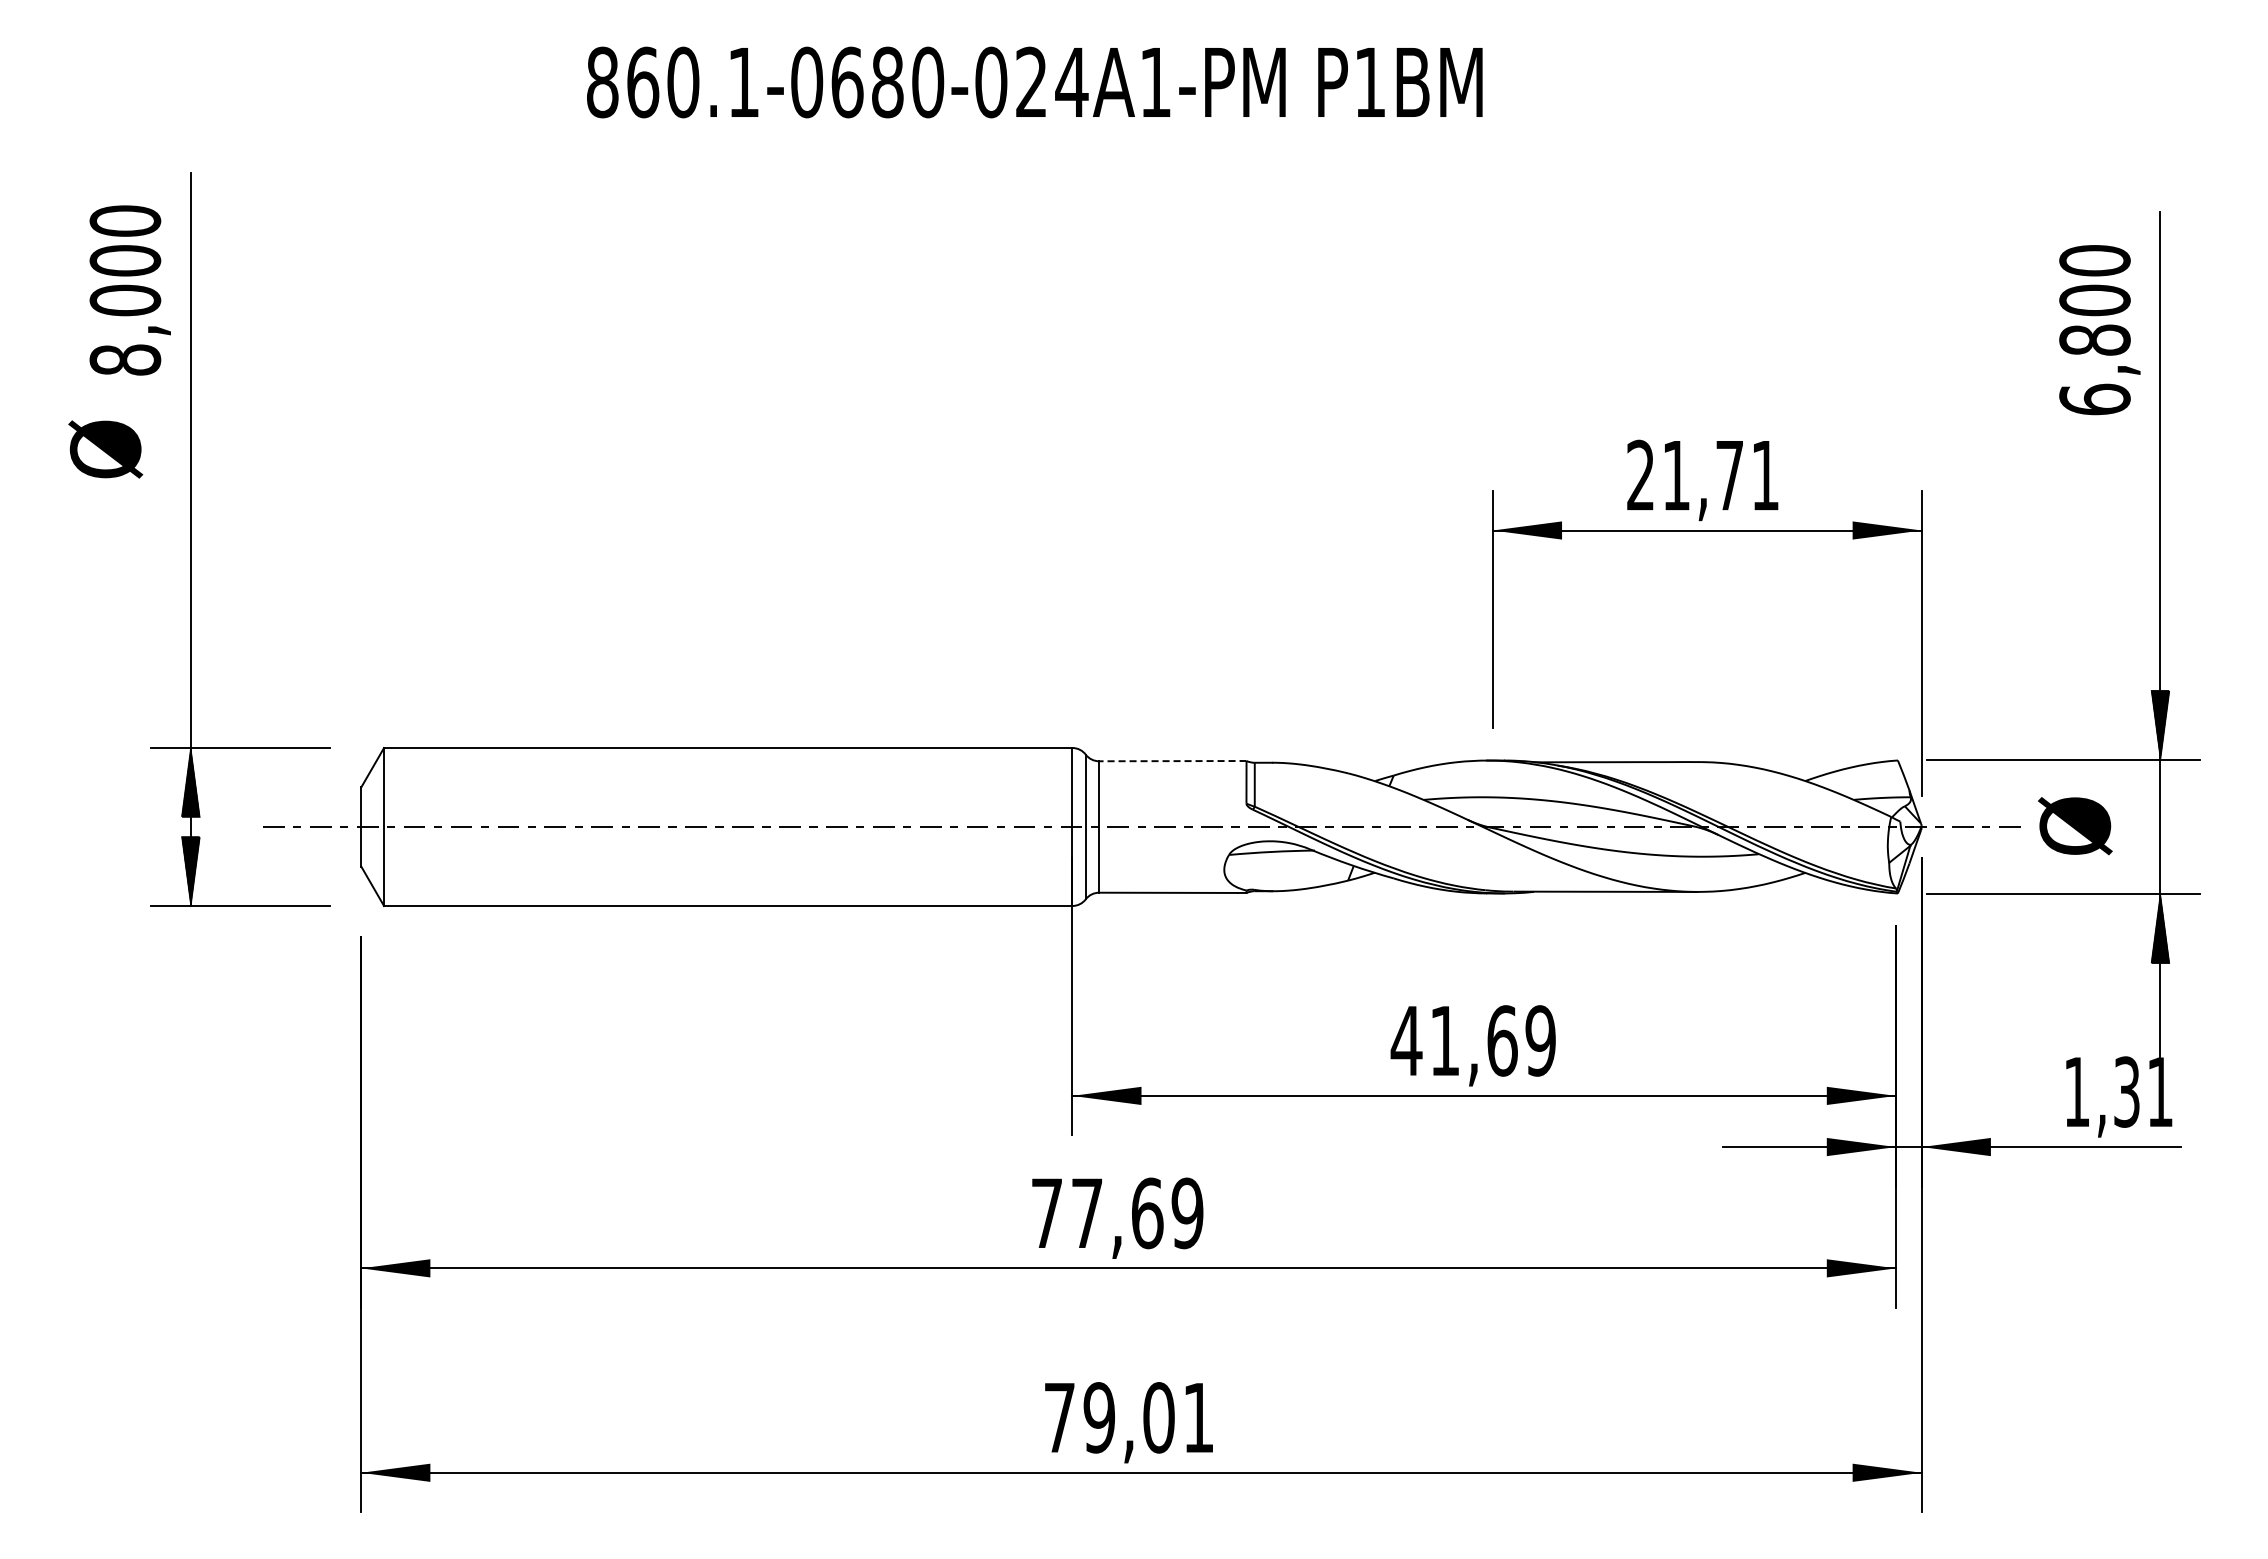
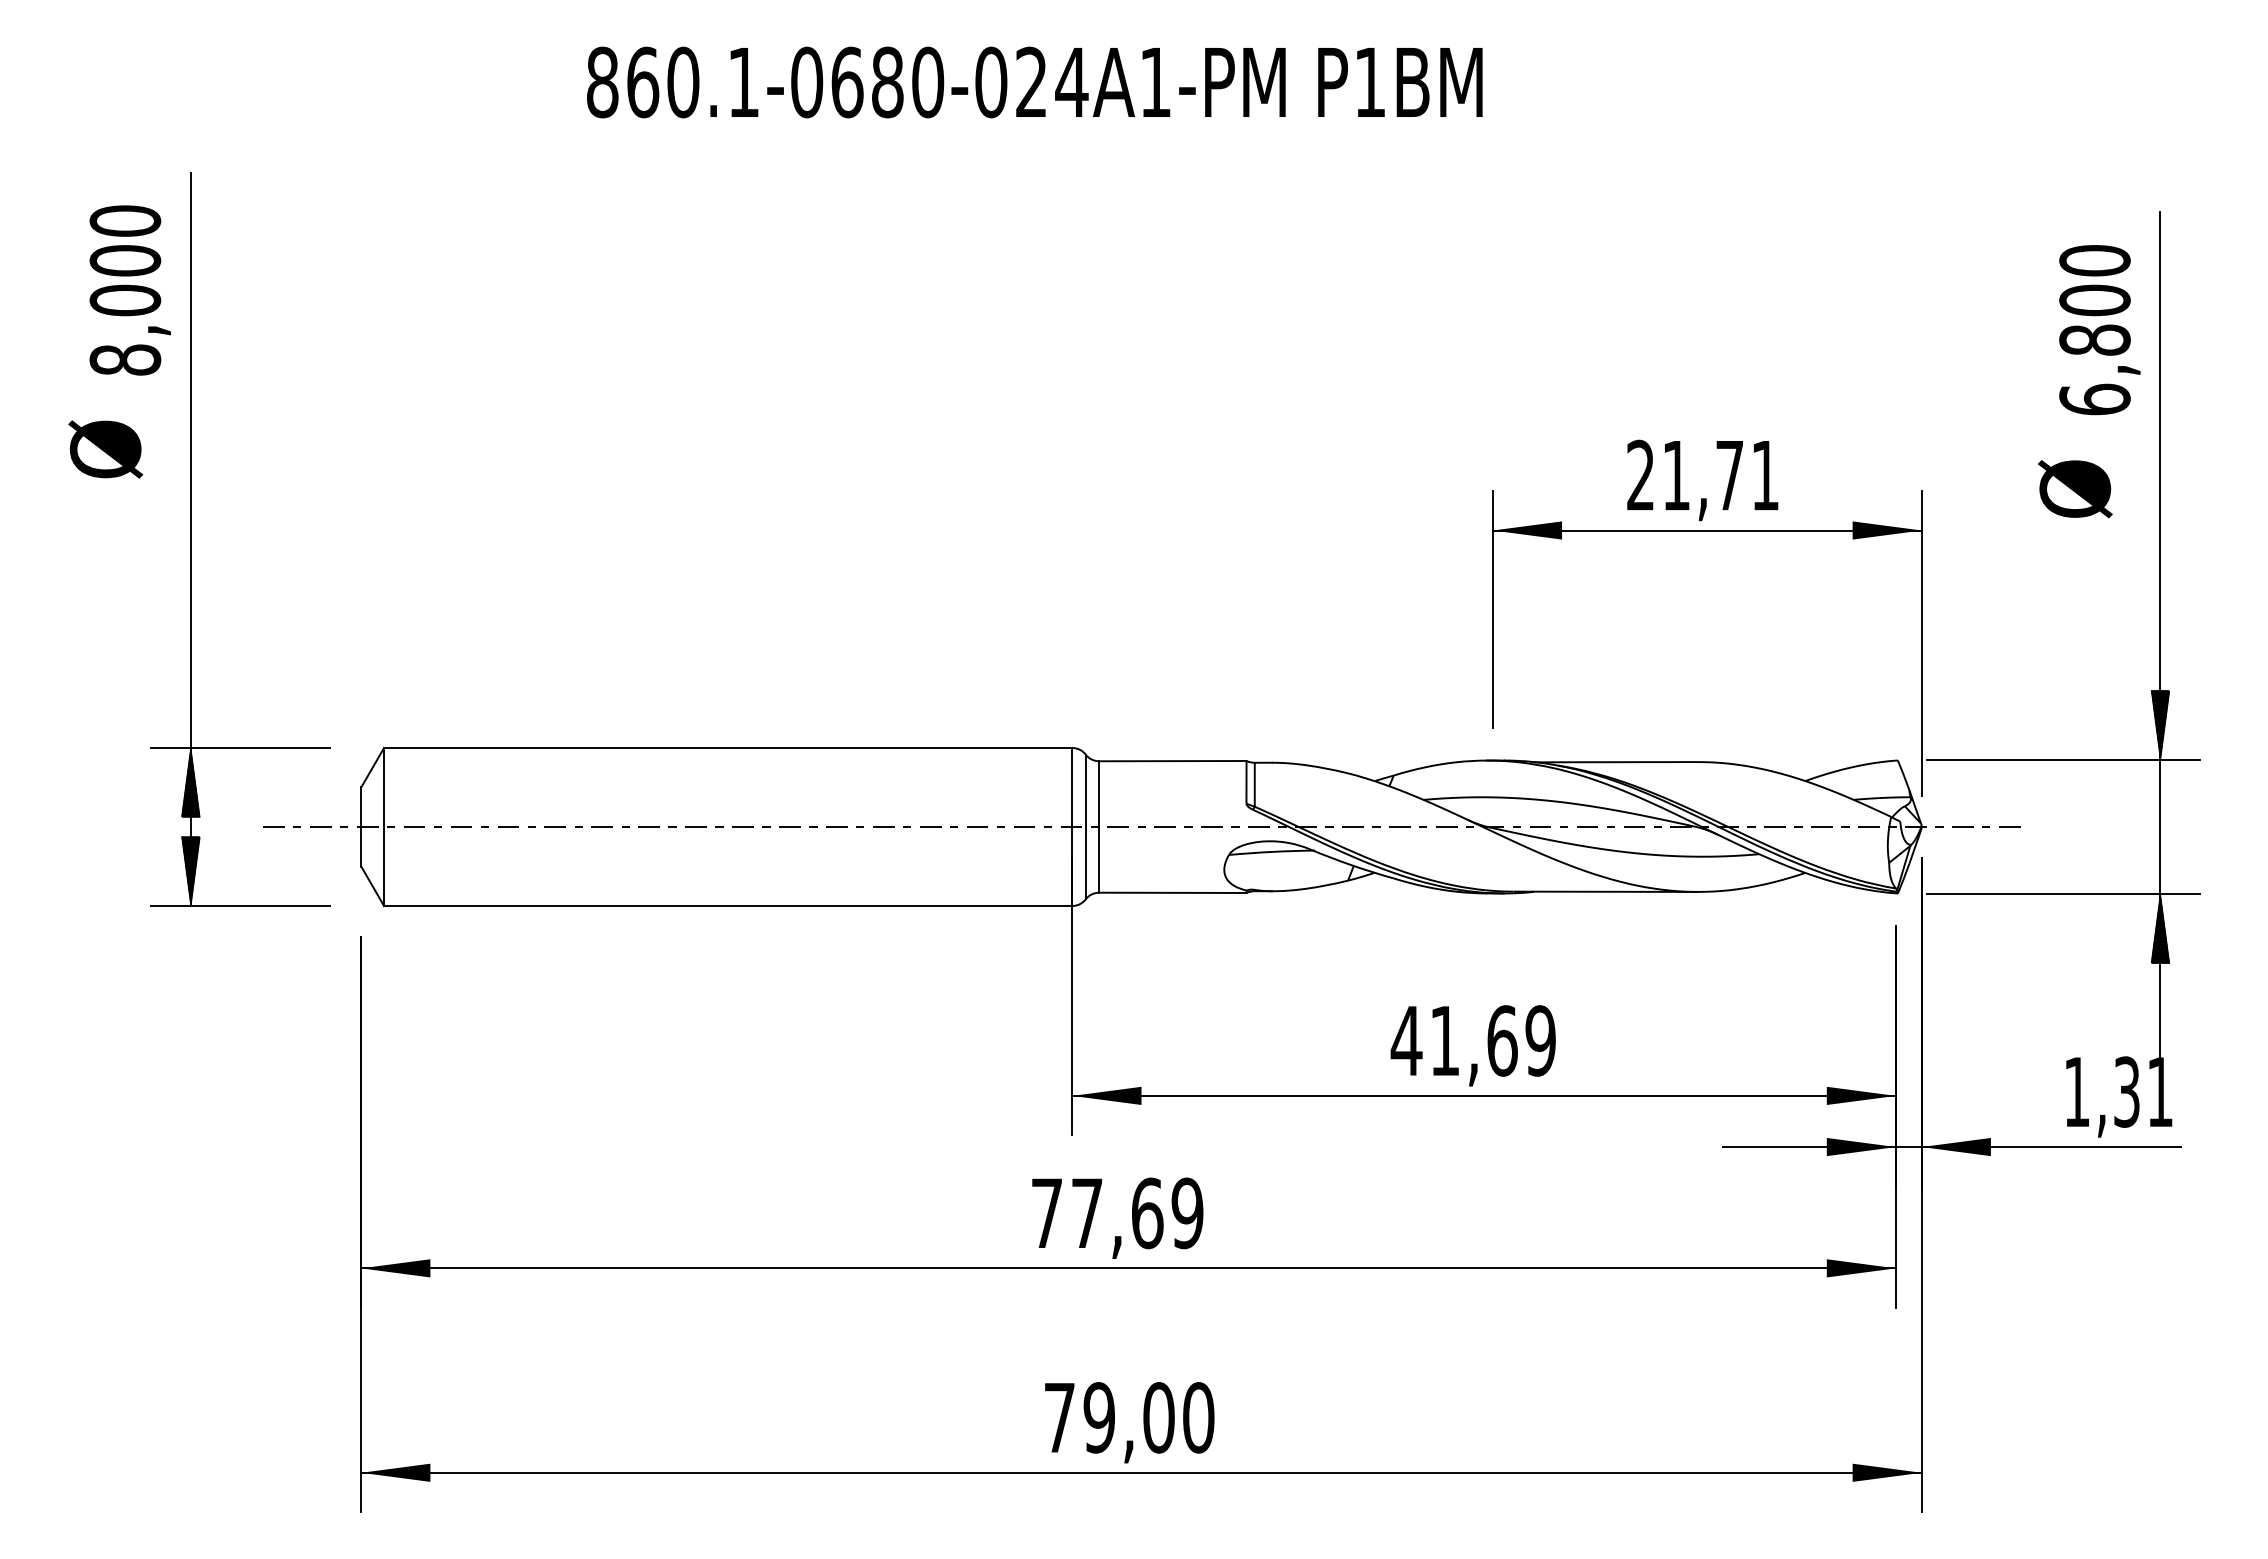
line: dashed -> solid (1172, 761)
text position: (2075, 826) -> (2075, 489) (2075, 489)
text: 79,01 -> 79,00 (1198, 1417)
